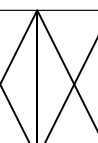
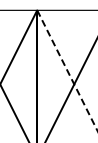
line: solid -> dashed (67, 71)
